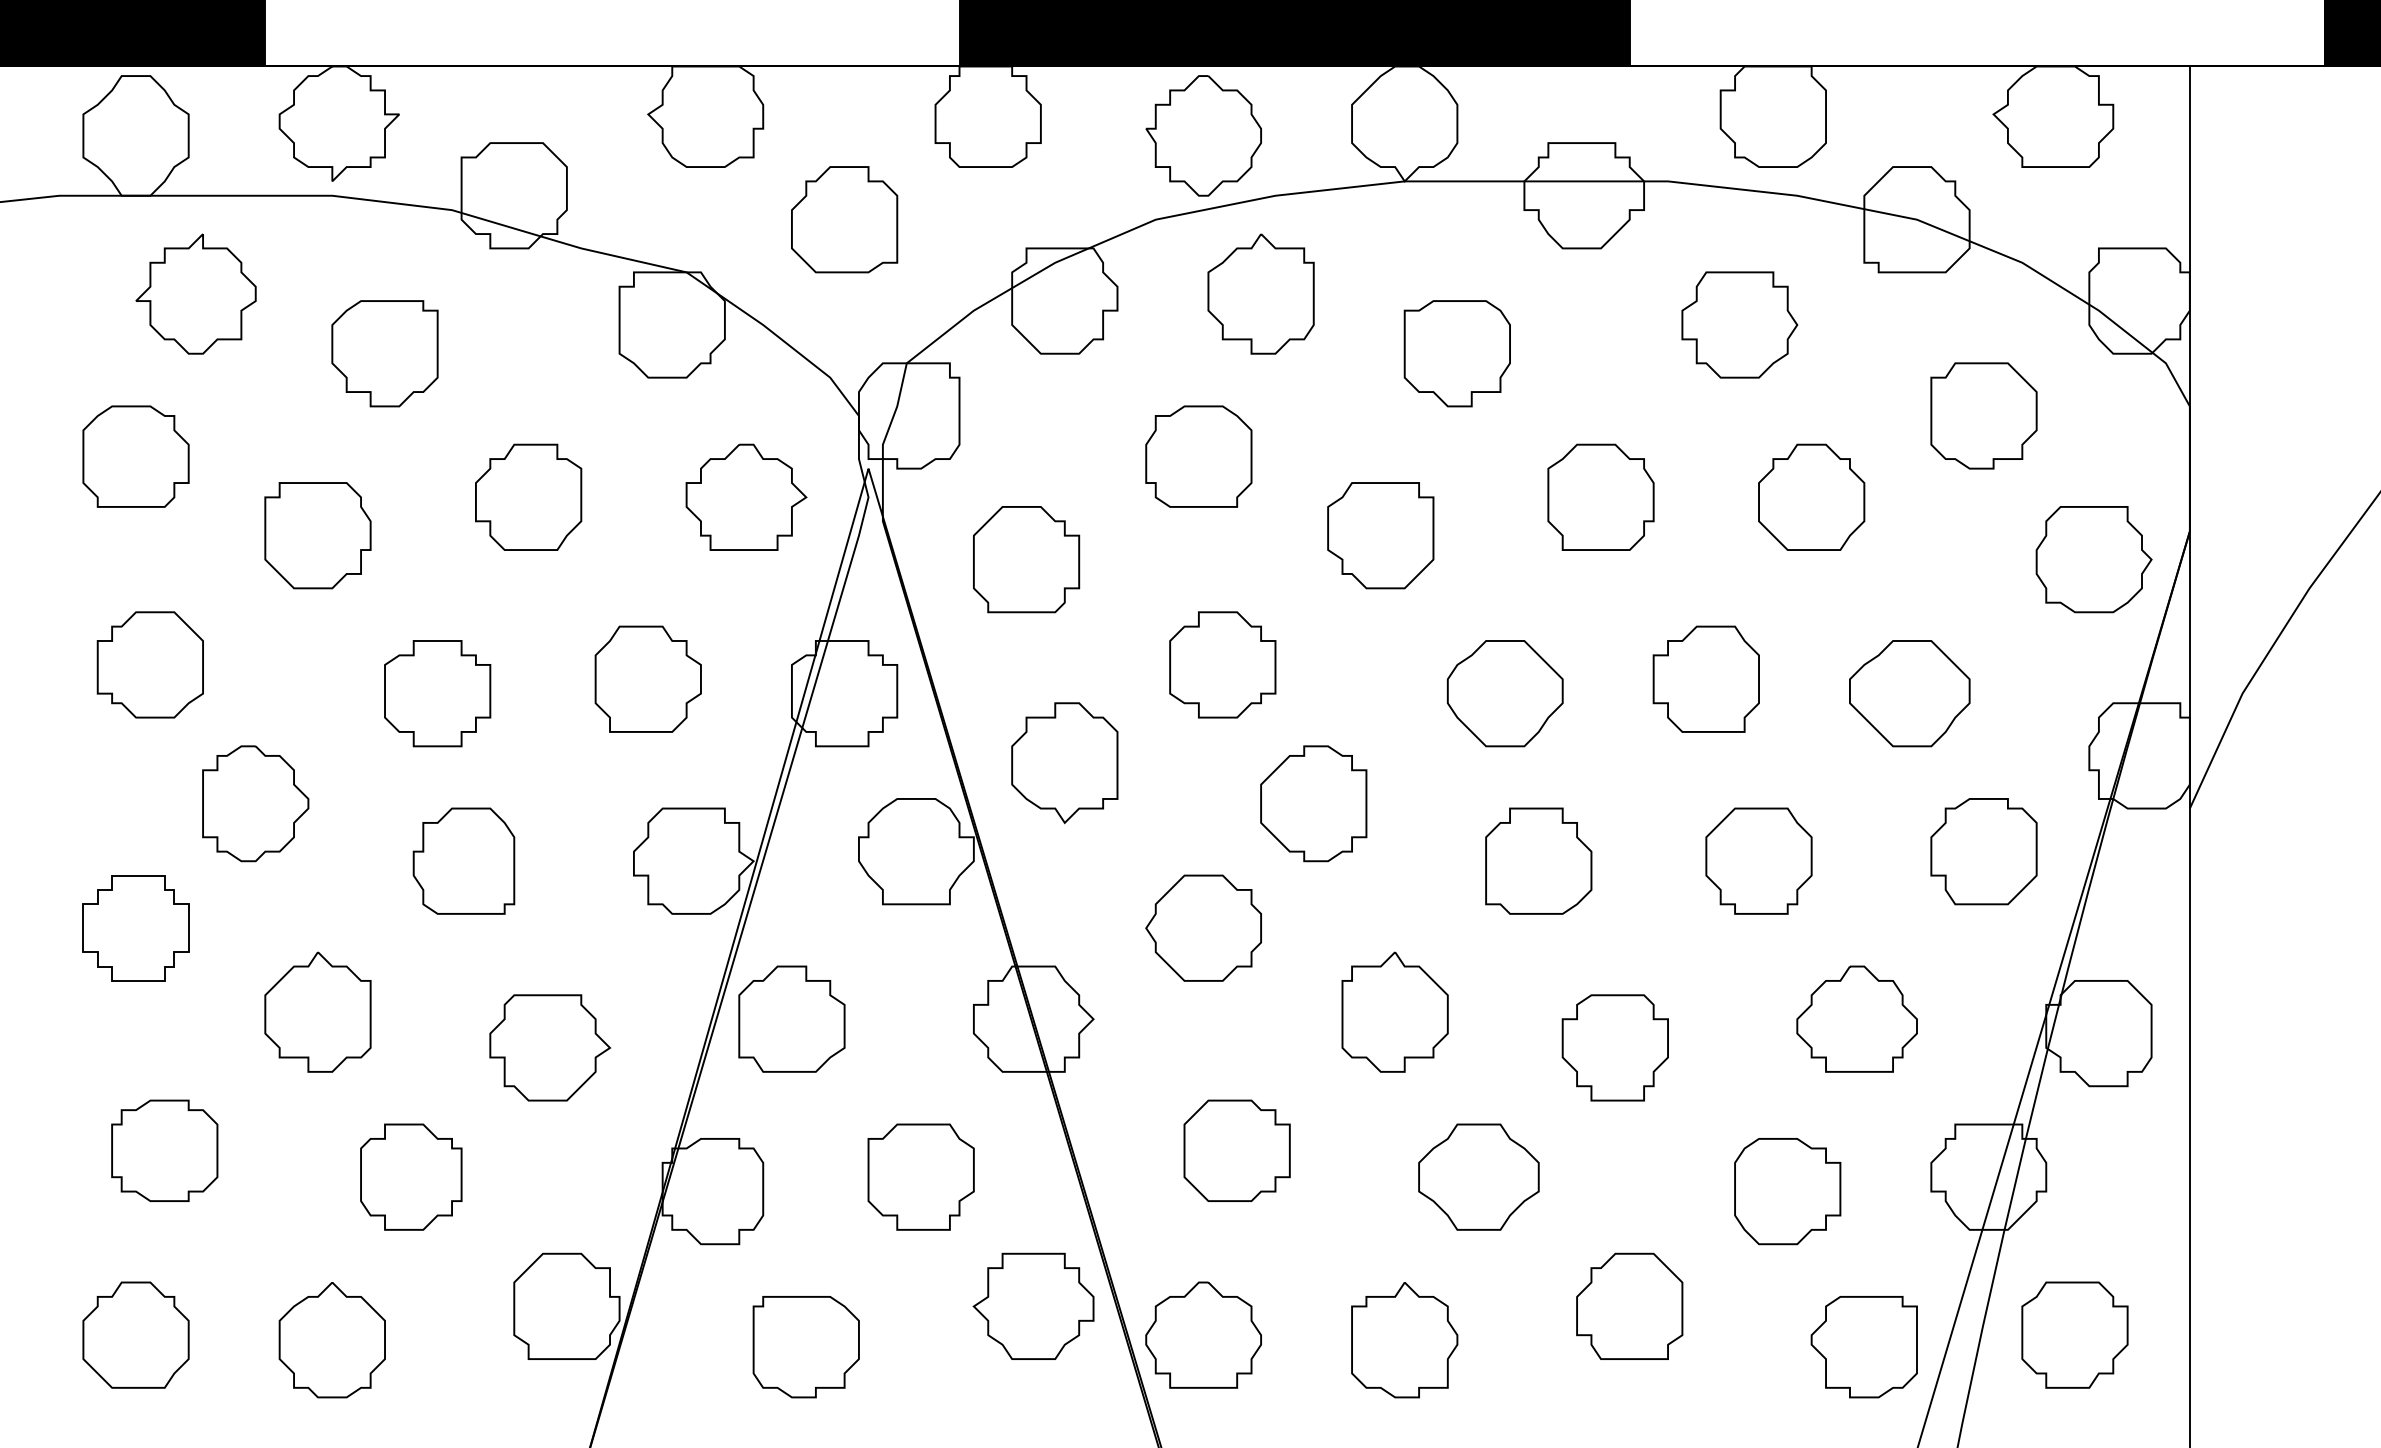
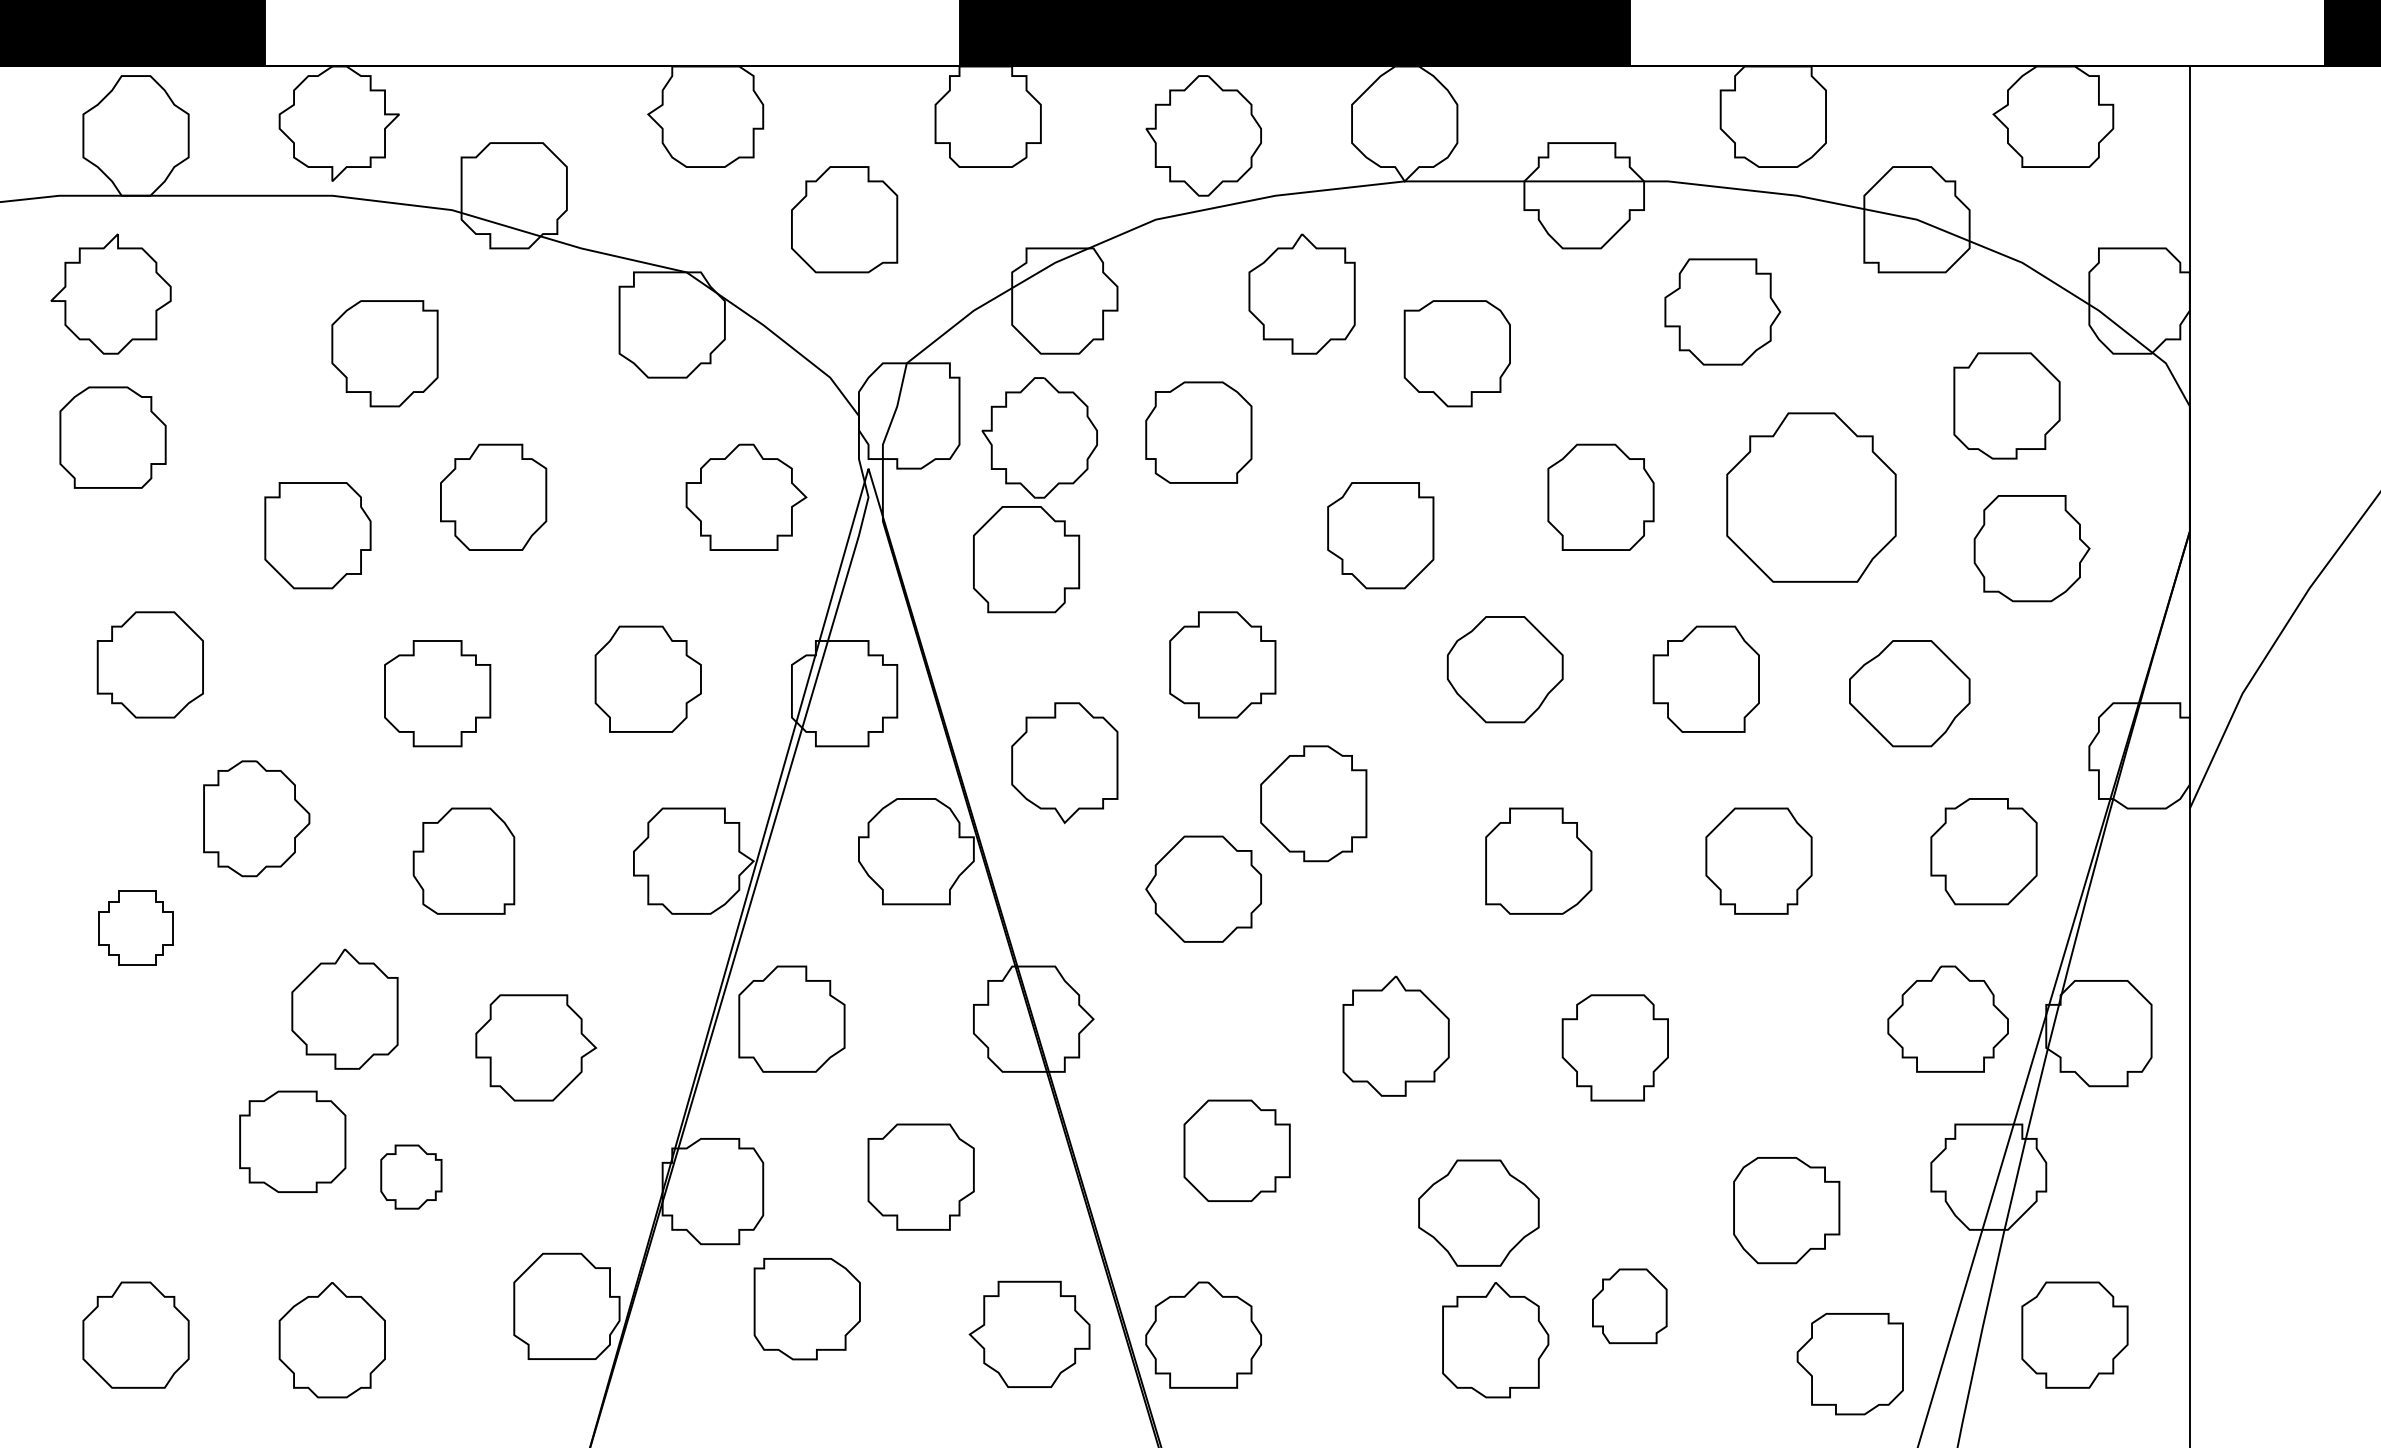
part position: (195, 293) -> (110, 293) (110, 293)
part position: (1260, 293) -> (1301, 293) (1301, 293)
part position: (1739, 324) -> (1722, 311) (1722, 311)
part position: (1983, 415) -> (2006, 405) (2006, 405)
part: none -> present (1039, 437)
part position: (135, 456) -> (112, 437) (112, 437)
part position: (1198, 456) -> (1198, 432) (1198, 432)
part position: (528, 496) -> (493, 496) (493, 496)
part size: 108x108 px -> 171x171 px (1811, 497)
part position: (2093, 559) -> (2031, 548) (2031, 548)
part position: (1504, 693) -> (1504, 669) (1504, 669)
part position: (255, 803) -> (256, 818) (256, 818)
part position: (1203, 927) -> (1203, 888) (1203, 888)
part size: 108x107 px -> 76x76 px (135, 927)
part position: (317, 1011) -> (344, 1008) (344, 1008)
part position: (1394, 1011) -> (1395, 1035) (1395, 1035)
part position: (1856, 1018) -> (1947, 1018) (1947, 1018)
part position: (550, 1047) -> (536, 1047) (536, 1047)
part position: (164, 1150) -> (292, 1141) (292, 1141)
part size: 103x108 px -> 63x66 px (411, 1176)
part position: (1478, 1176) -> (1478, 1212) (1478, 1212)
part position: (1787, 1191) -> (1786, 1210) (1786, 1210)
part position: (1033, 1305) -> (1029, 1333) (1029, 1333)
part size: 108x108 px -> 76x77 px (1629, 1306)
part position: (1404, 1340) -> (1495, 1340) (1495, 1340)
part position: (805, 1347) -> (806, 1309) (806, 1309)
part position: (1863, 1347) -> (1849, 1364) (1849, 1364)
